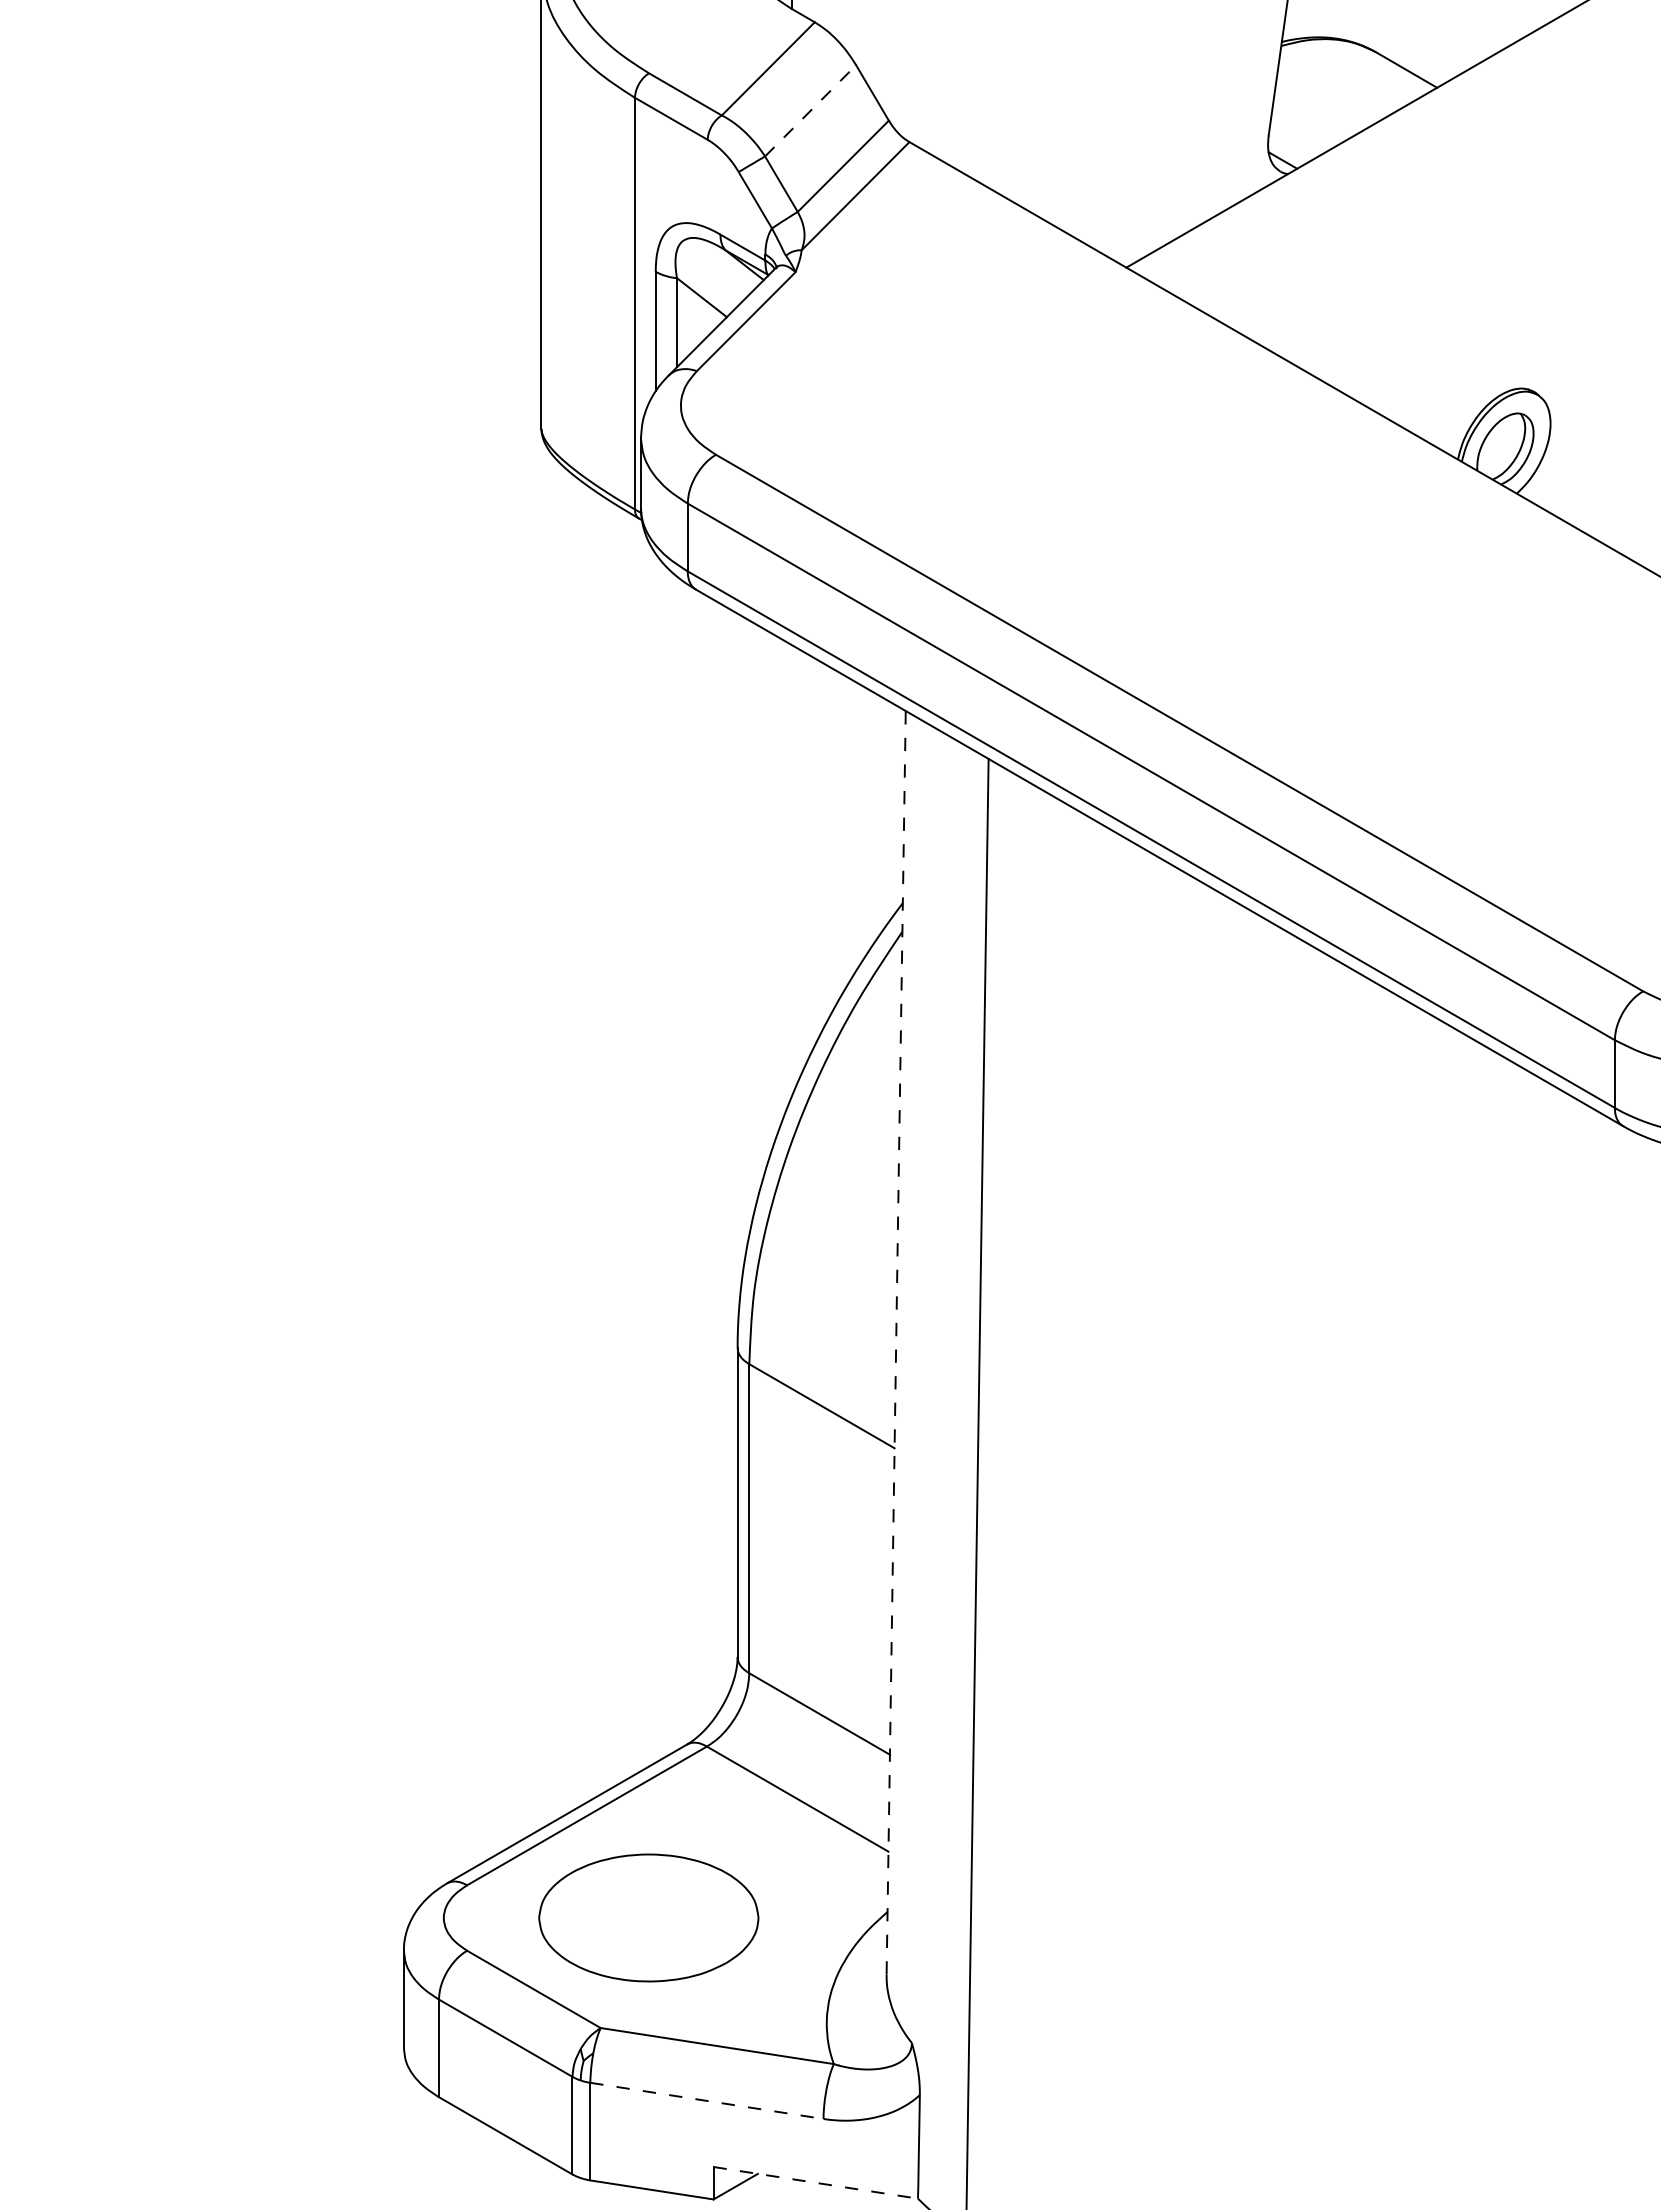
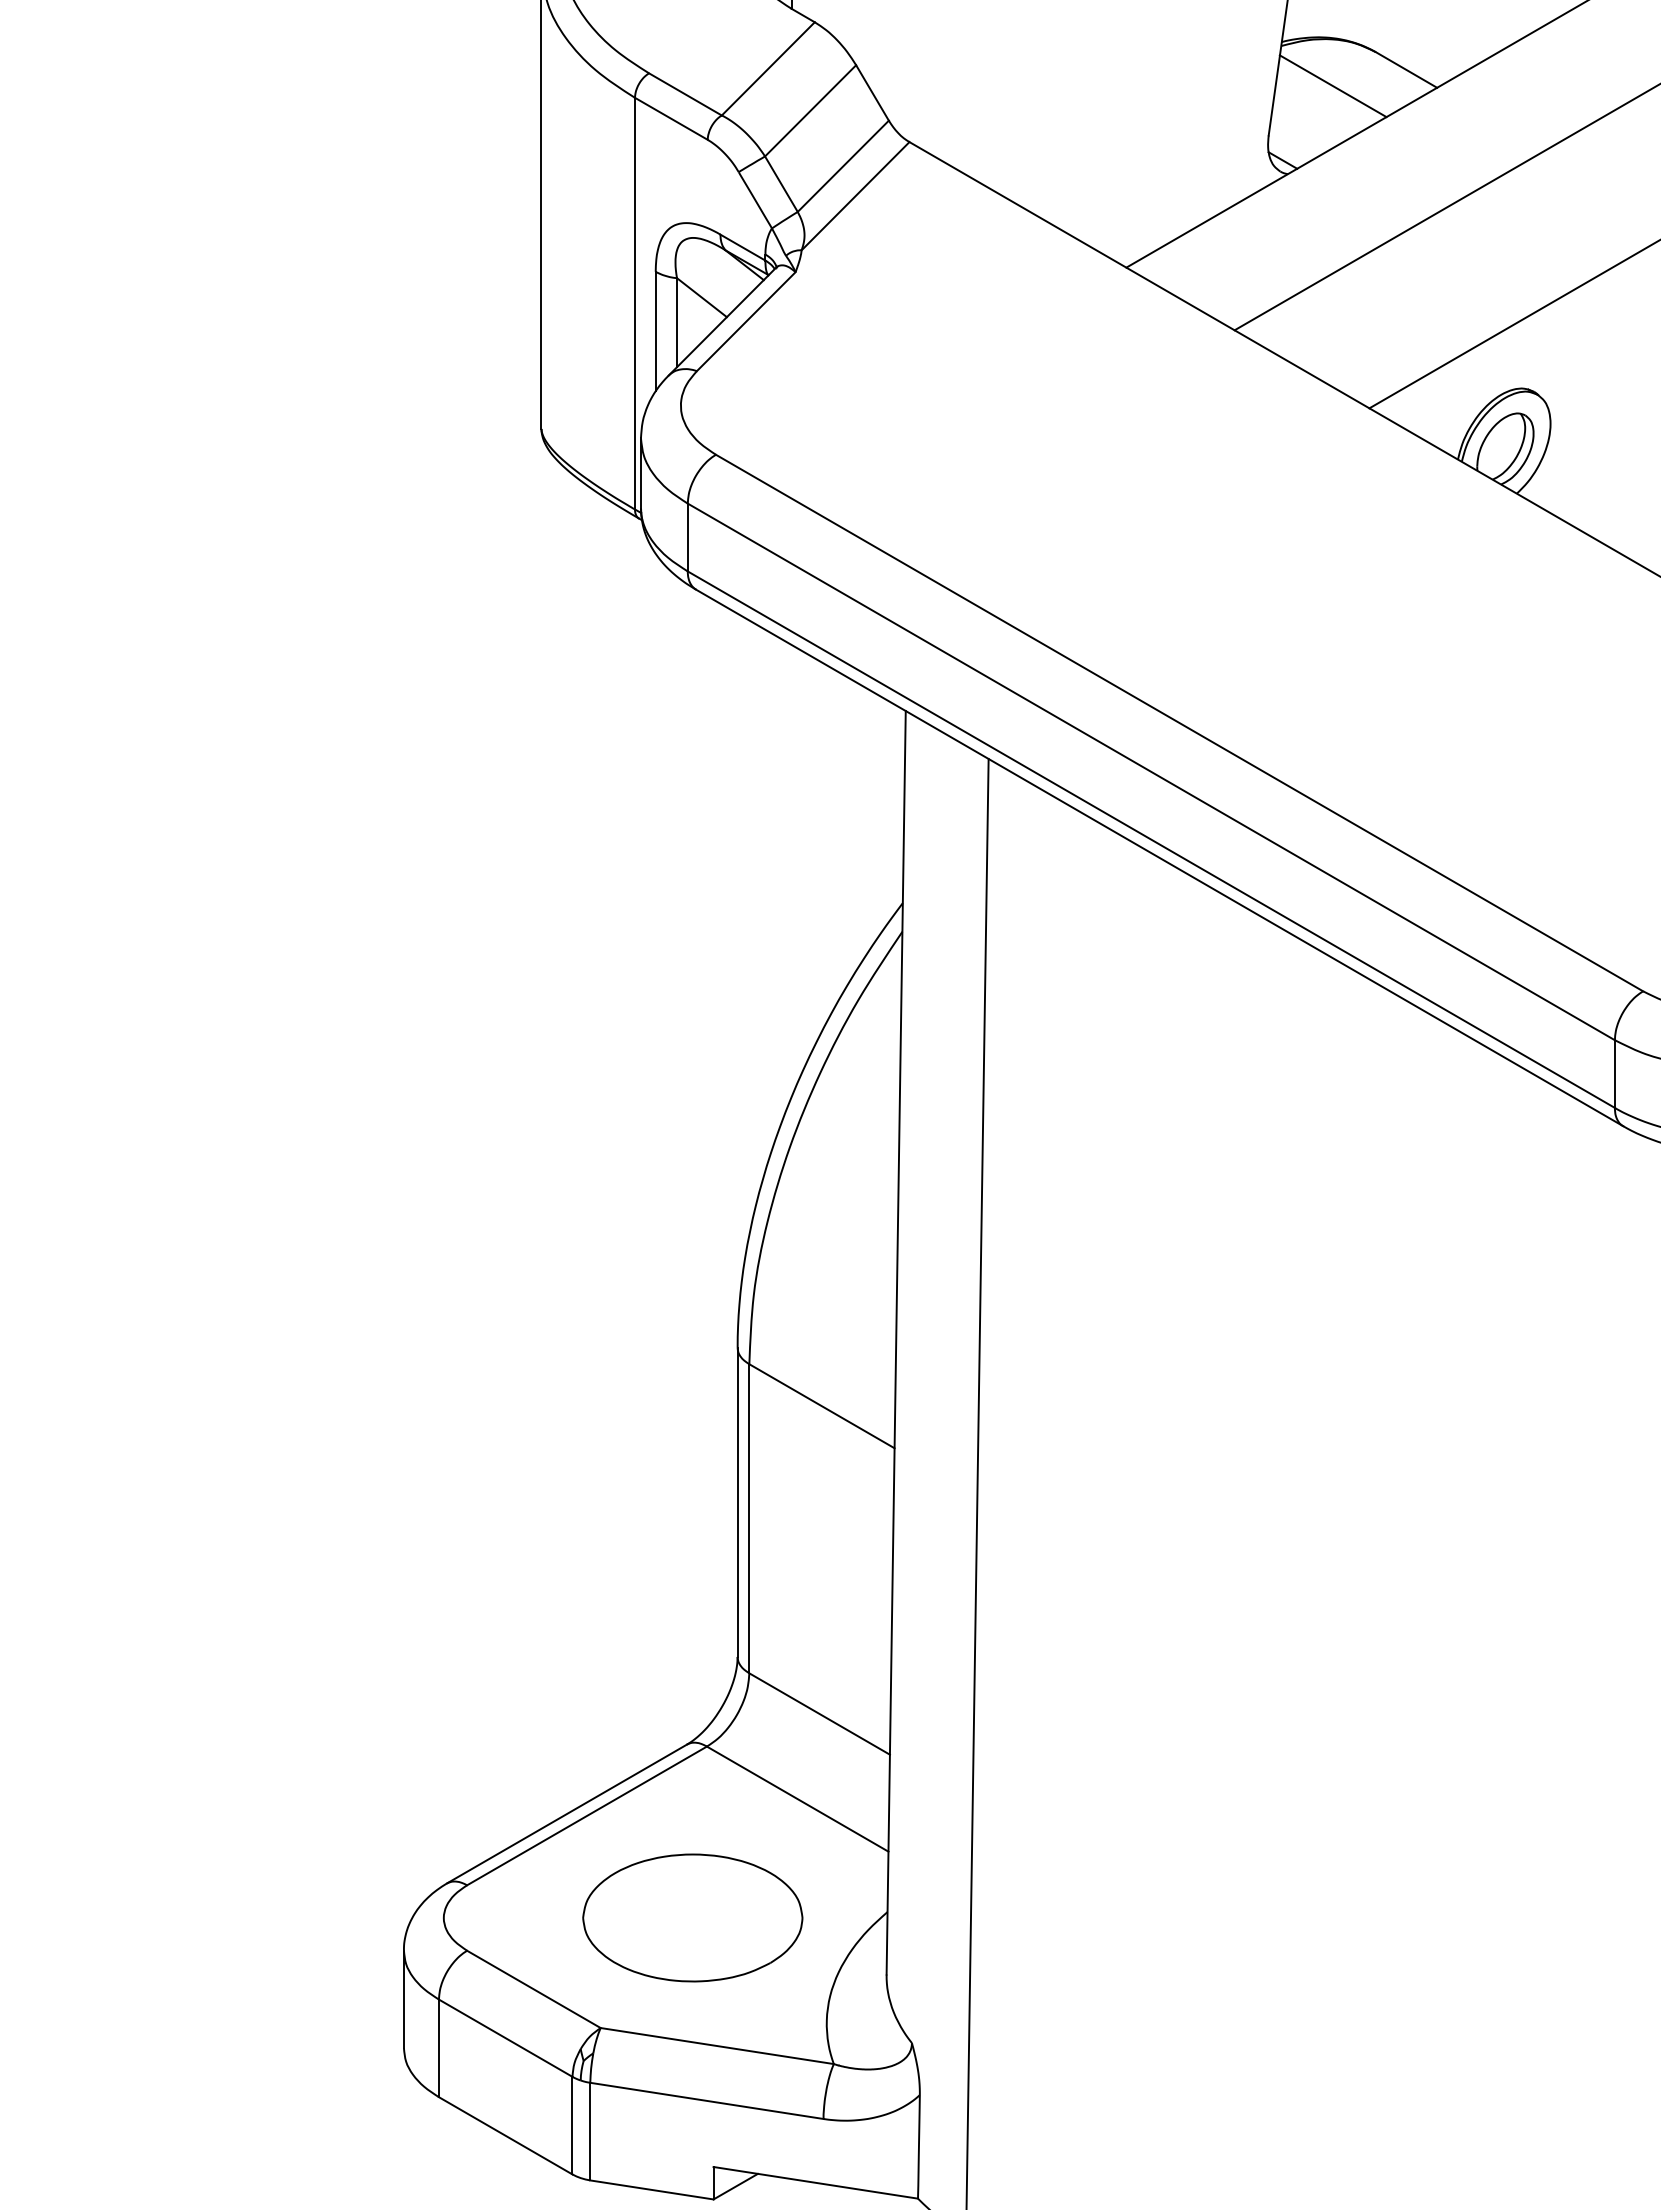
line: none -> present (1332, 86)
line: dashed -> solid (810, 110)
line: none -> present (1445, 207)
line: none -> present (1513, 324)
line: dashed -> solid (896, 1342)
part position: (648, 1917) -> (692, 1917) (692, 1917)
line: dashed -> solid (707, 2100)
line: dashed -> solid (816, 2182)
